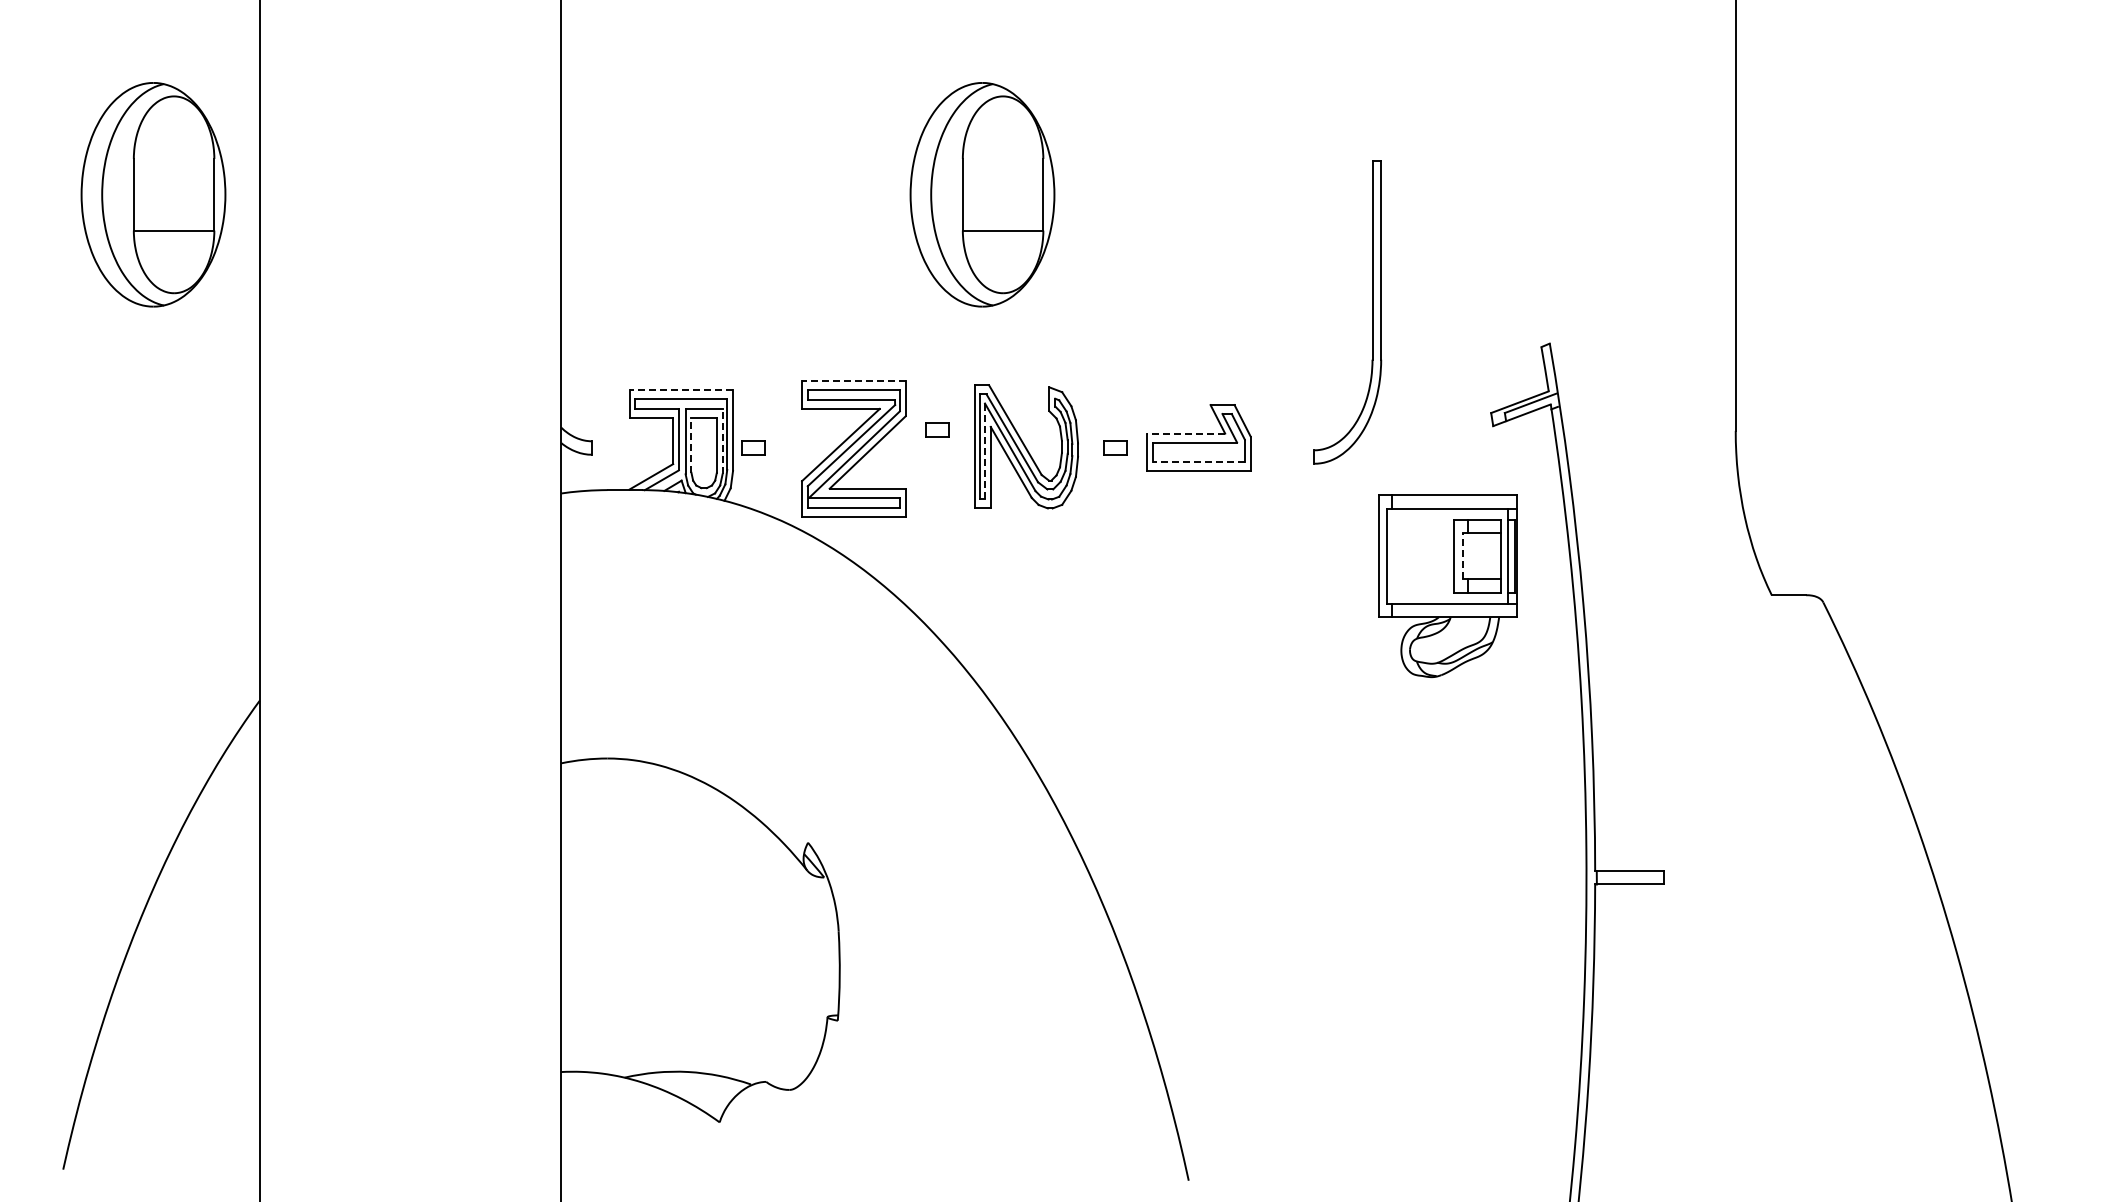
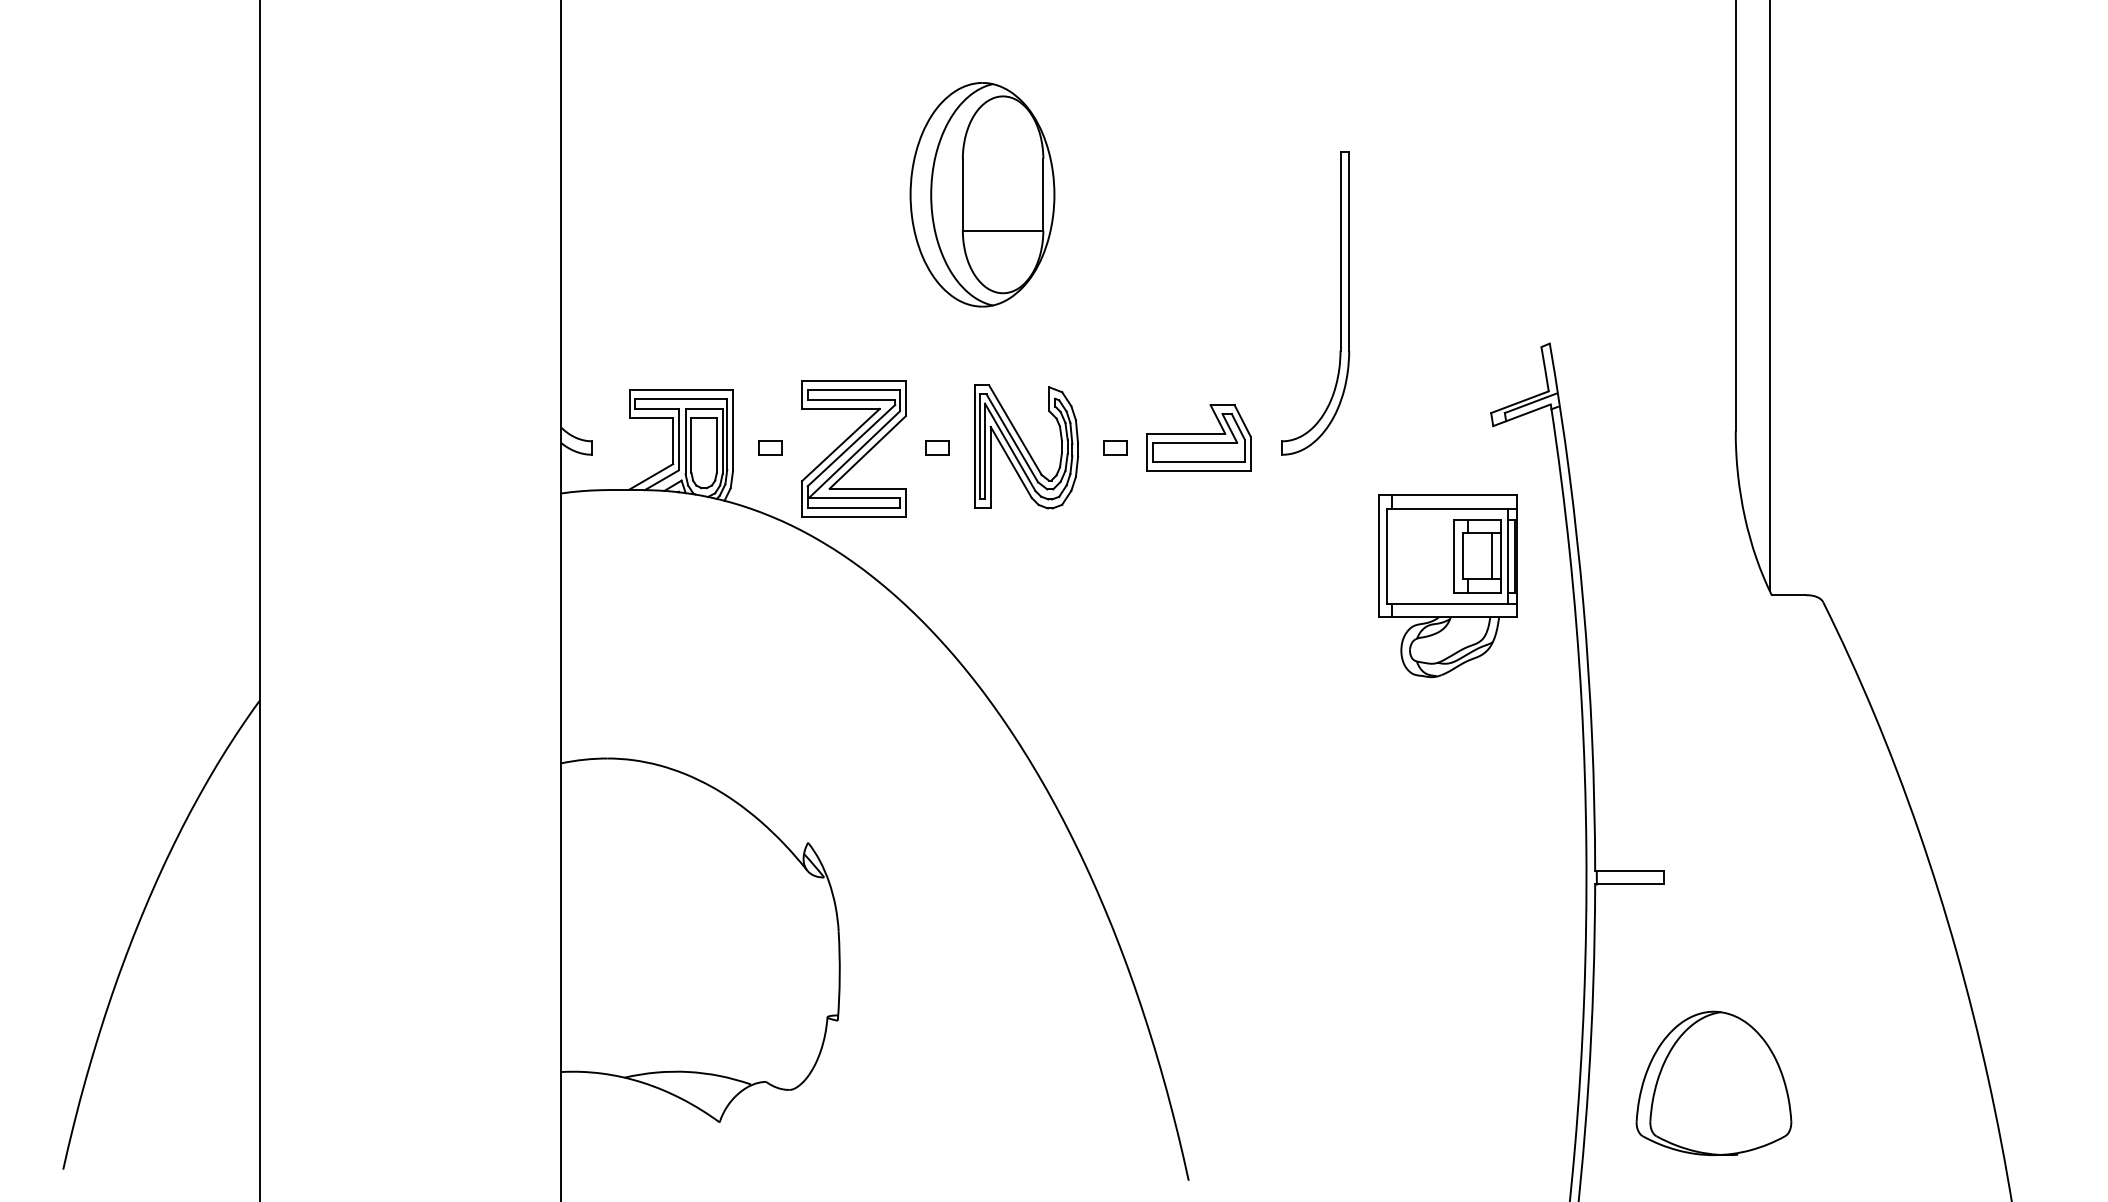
part: present -> none (153, 194)
line: none -> present (1770, 296)
part position: (1372, 312) -> (1340, 303) (1340, 303)
line: dashed -> solid (853, 380)
line: dashed -> solid (681, 389)
part position: (937, 429) -> (937, 447) (937, 447)
line: dashed -> solid (1185, 433)
line: dashed -> solid (722, 441)
line: dashed -> solid (691, 444)
part position: (753, 447) -> (770, 447) (770, 447)
line: dashed -> solid (985, 451)
line: dashed -> solid (1198, 462)
line: dashed -> solid (1462, 555)
line: none -> present (1492, 556)
part: none -> present (1713, 1082)
